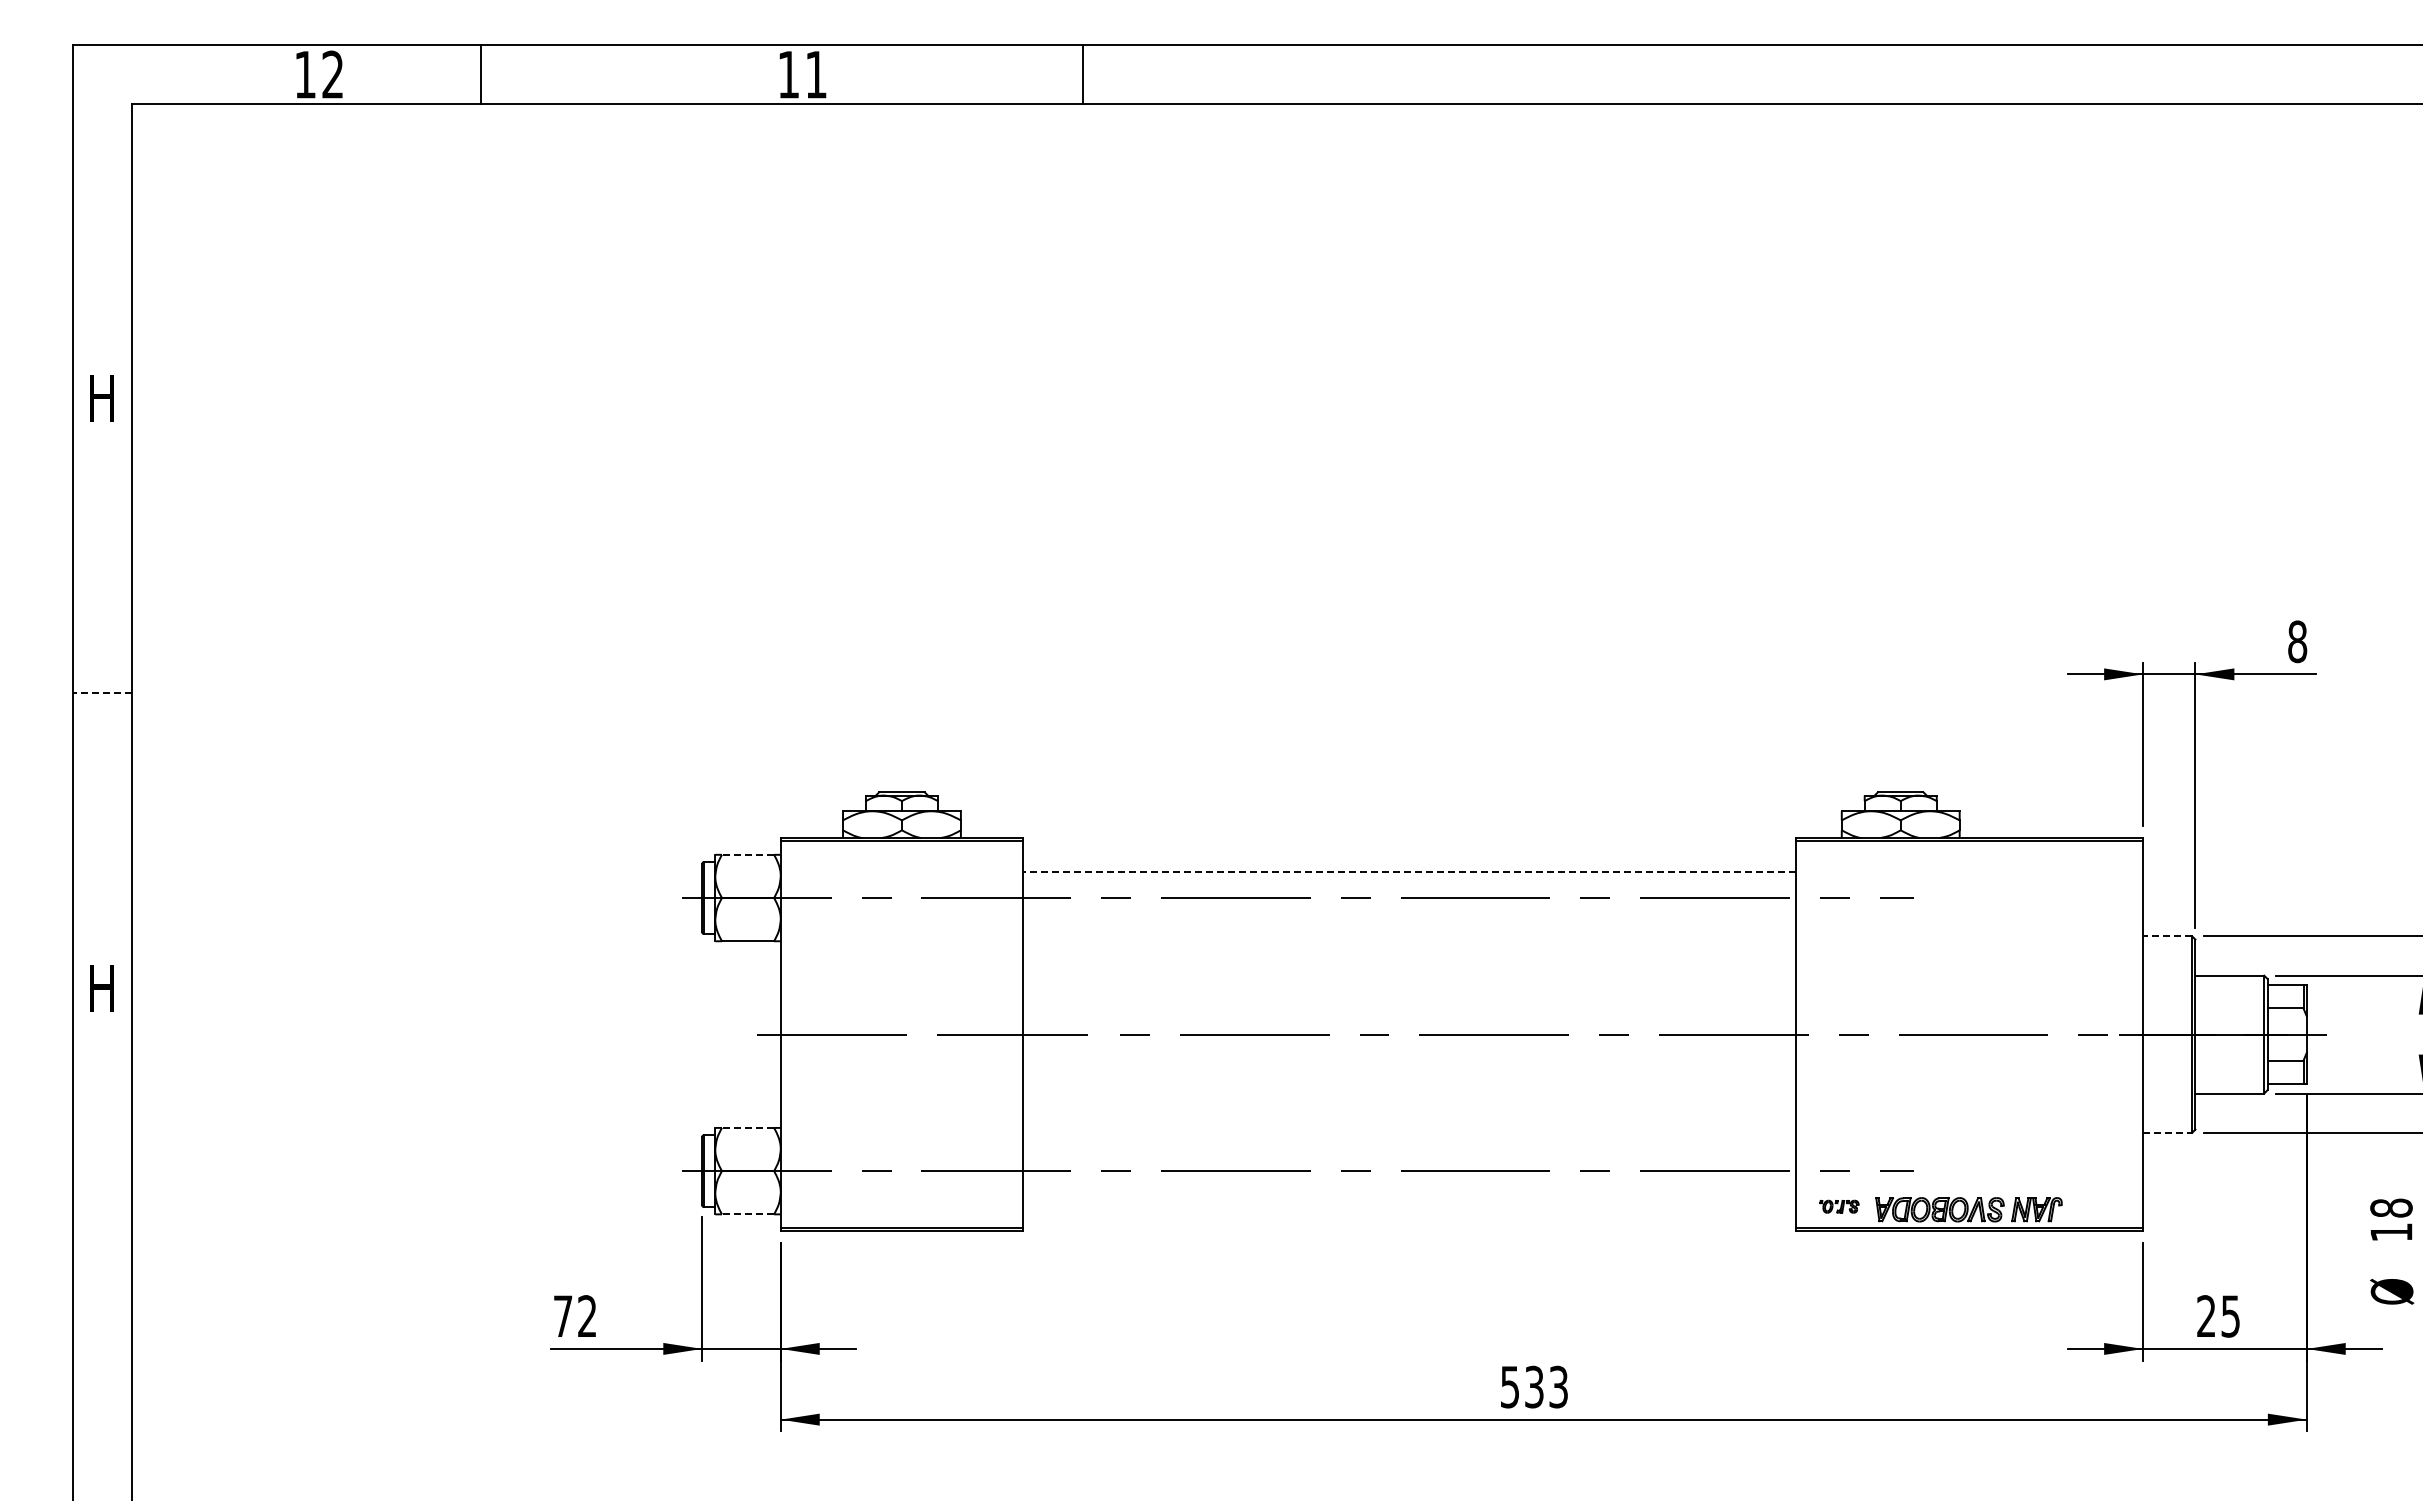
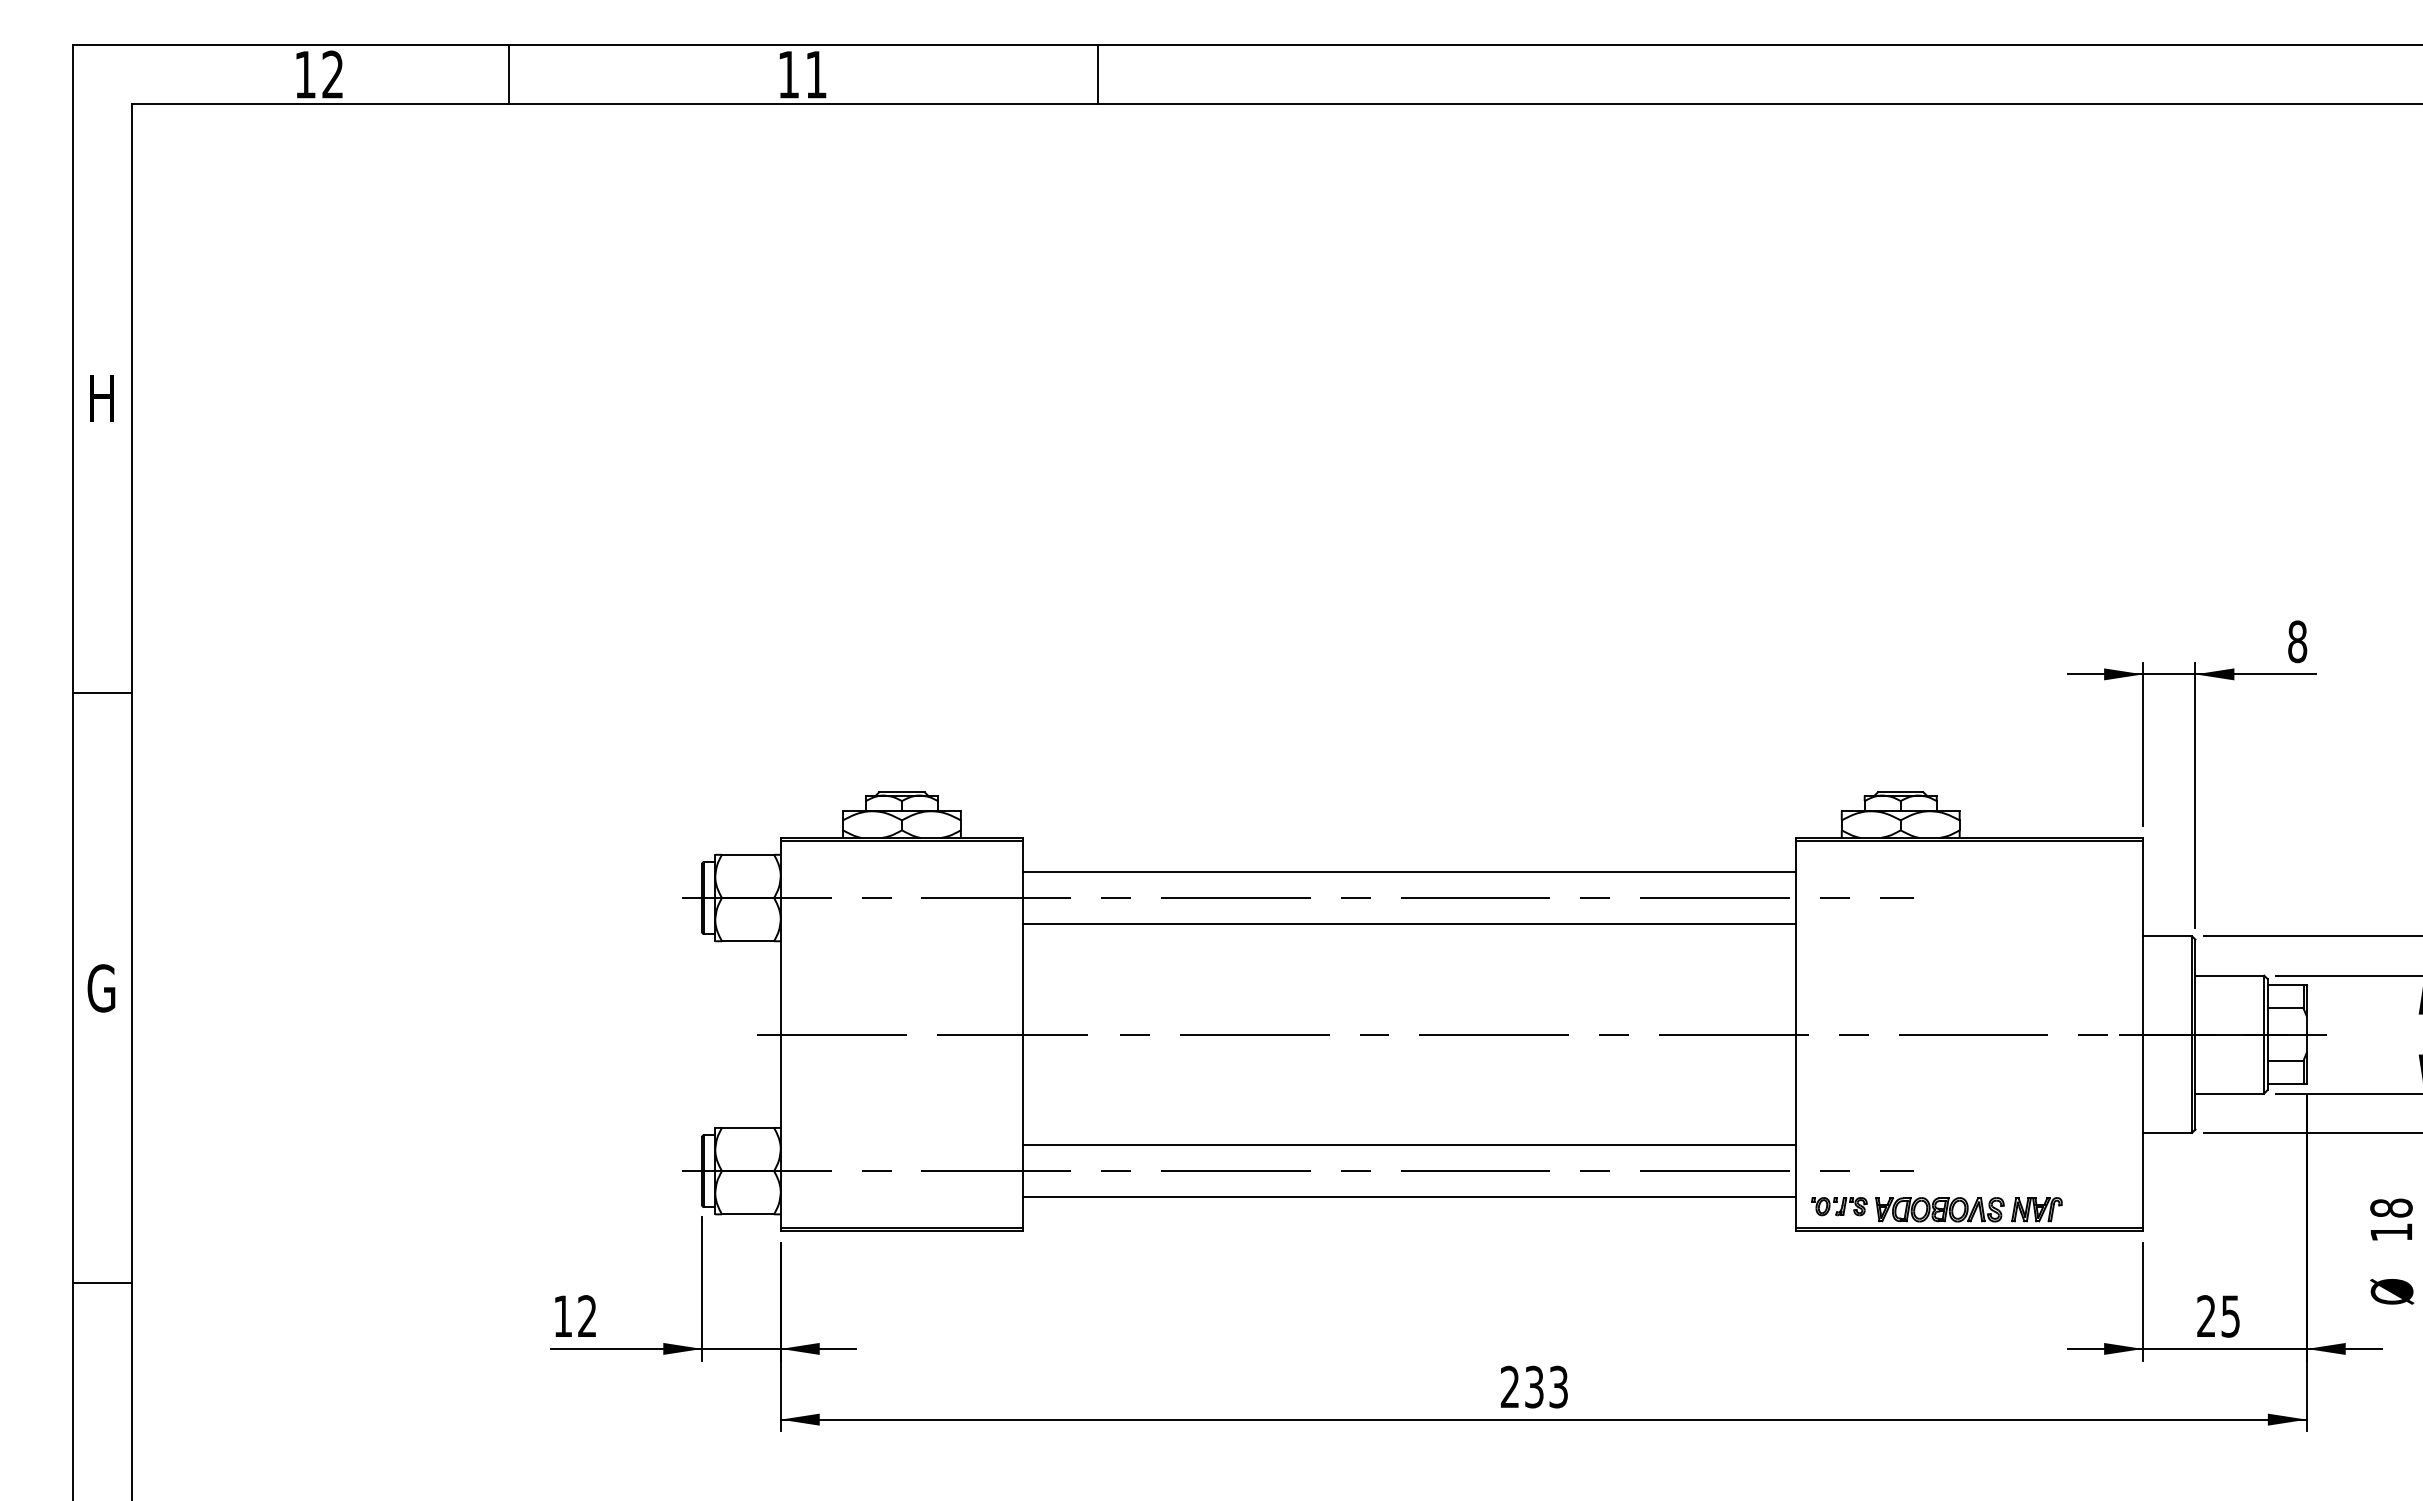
line position: (480, 73) -> (508, 73) (508, 73)
line position: (1083, 73) -> (1098, 73) (1098, 73)
line: dashed -> solid (101, 693)
line: dashed -> solid (747, 854)
line: dashed -> solid (1409, 871)
line: none -> present (1409, 924)
line: dashed -> solid (2167, 936)
text: H -> G (101, 988)
line: dashed -> solid (747, 1127)
line: dashed -> solid (2167, 1132)
line: none -> present (1409, 1144)
line: none -> present (1409, 1197)
part size: 41x15 px -> 57x20 px (1839, 1206)
line: dashed -> solid (747, 1214)
line: none -> present (101, 1282)
text: 72 -> 12 (563, 1315)
text: 533 -> 233 (1509, 1386)
